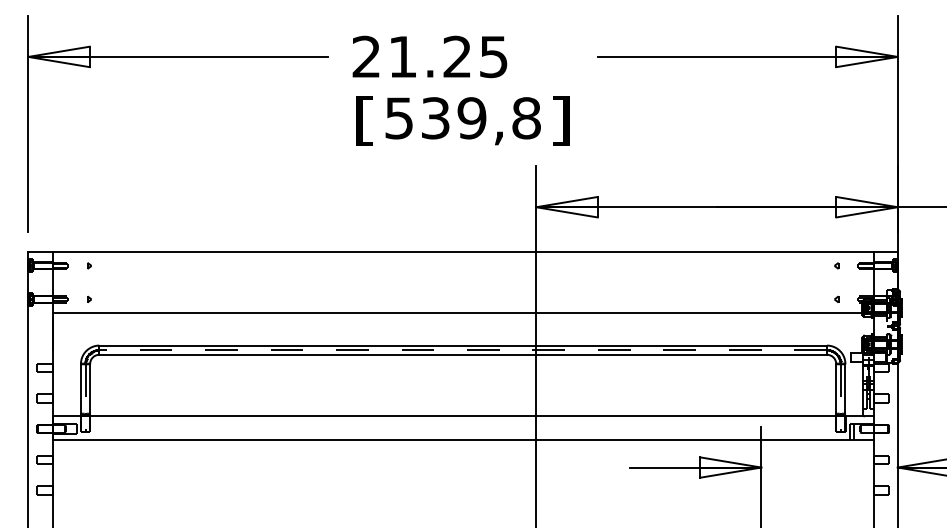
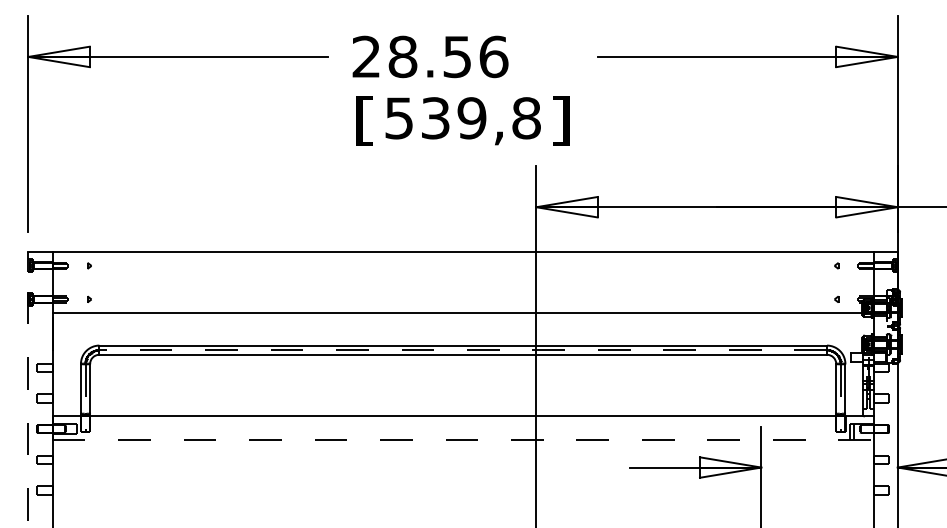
text: 21.25 -> 28.56 (448, 56)
line: solid -> dashed (28, 389)
line: solid -> dashed (463, 439)
